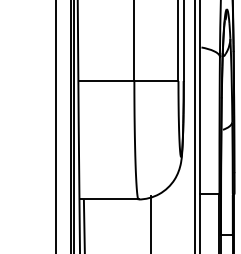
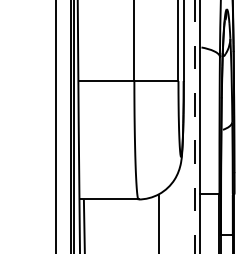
line: solid -> dashed (195, 127)
line position: (150, 223) -> (158, 223) (158, 223)
